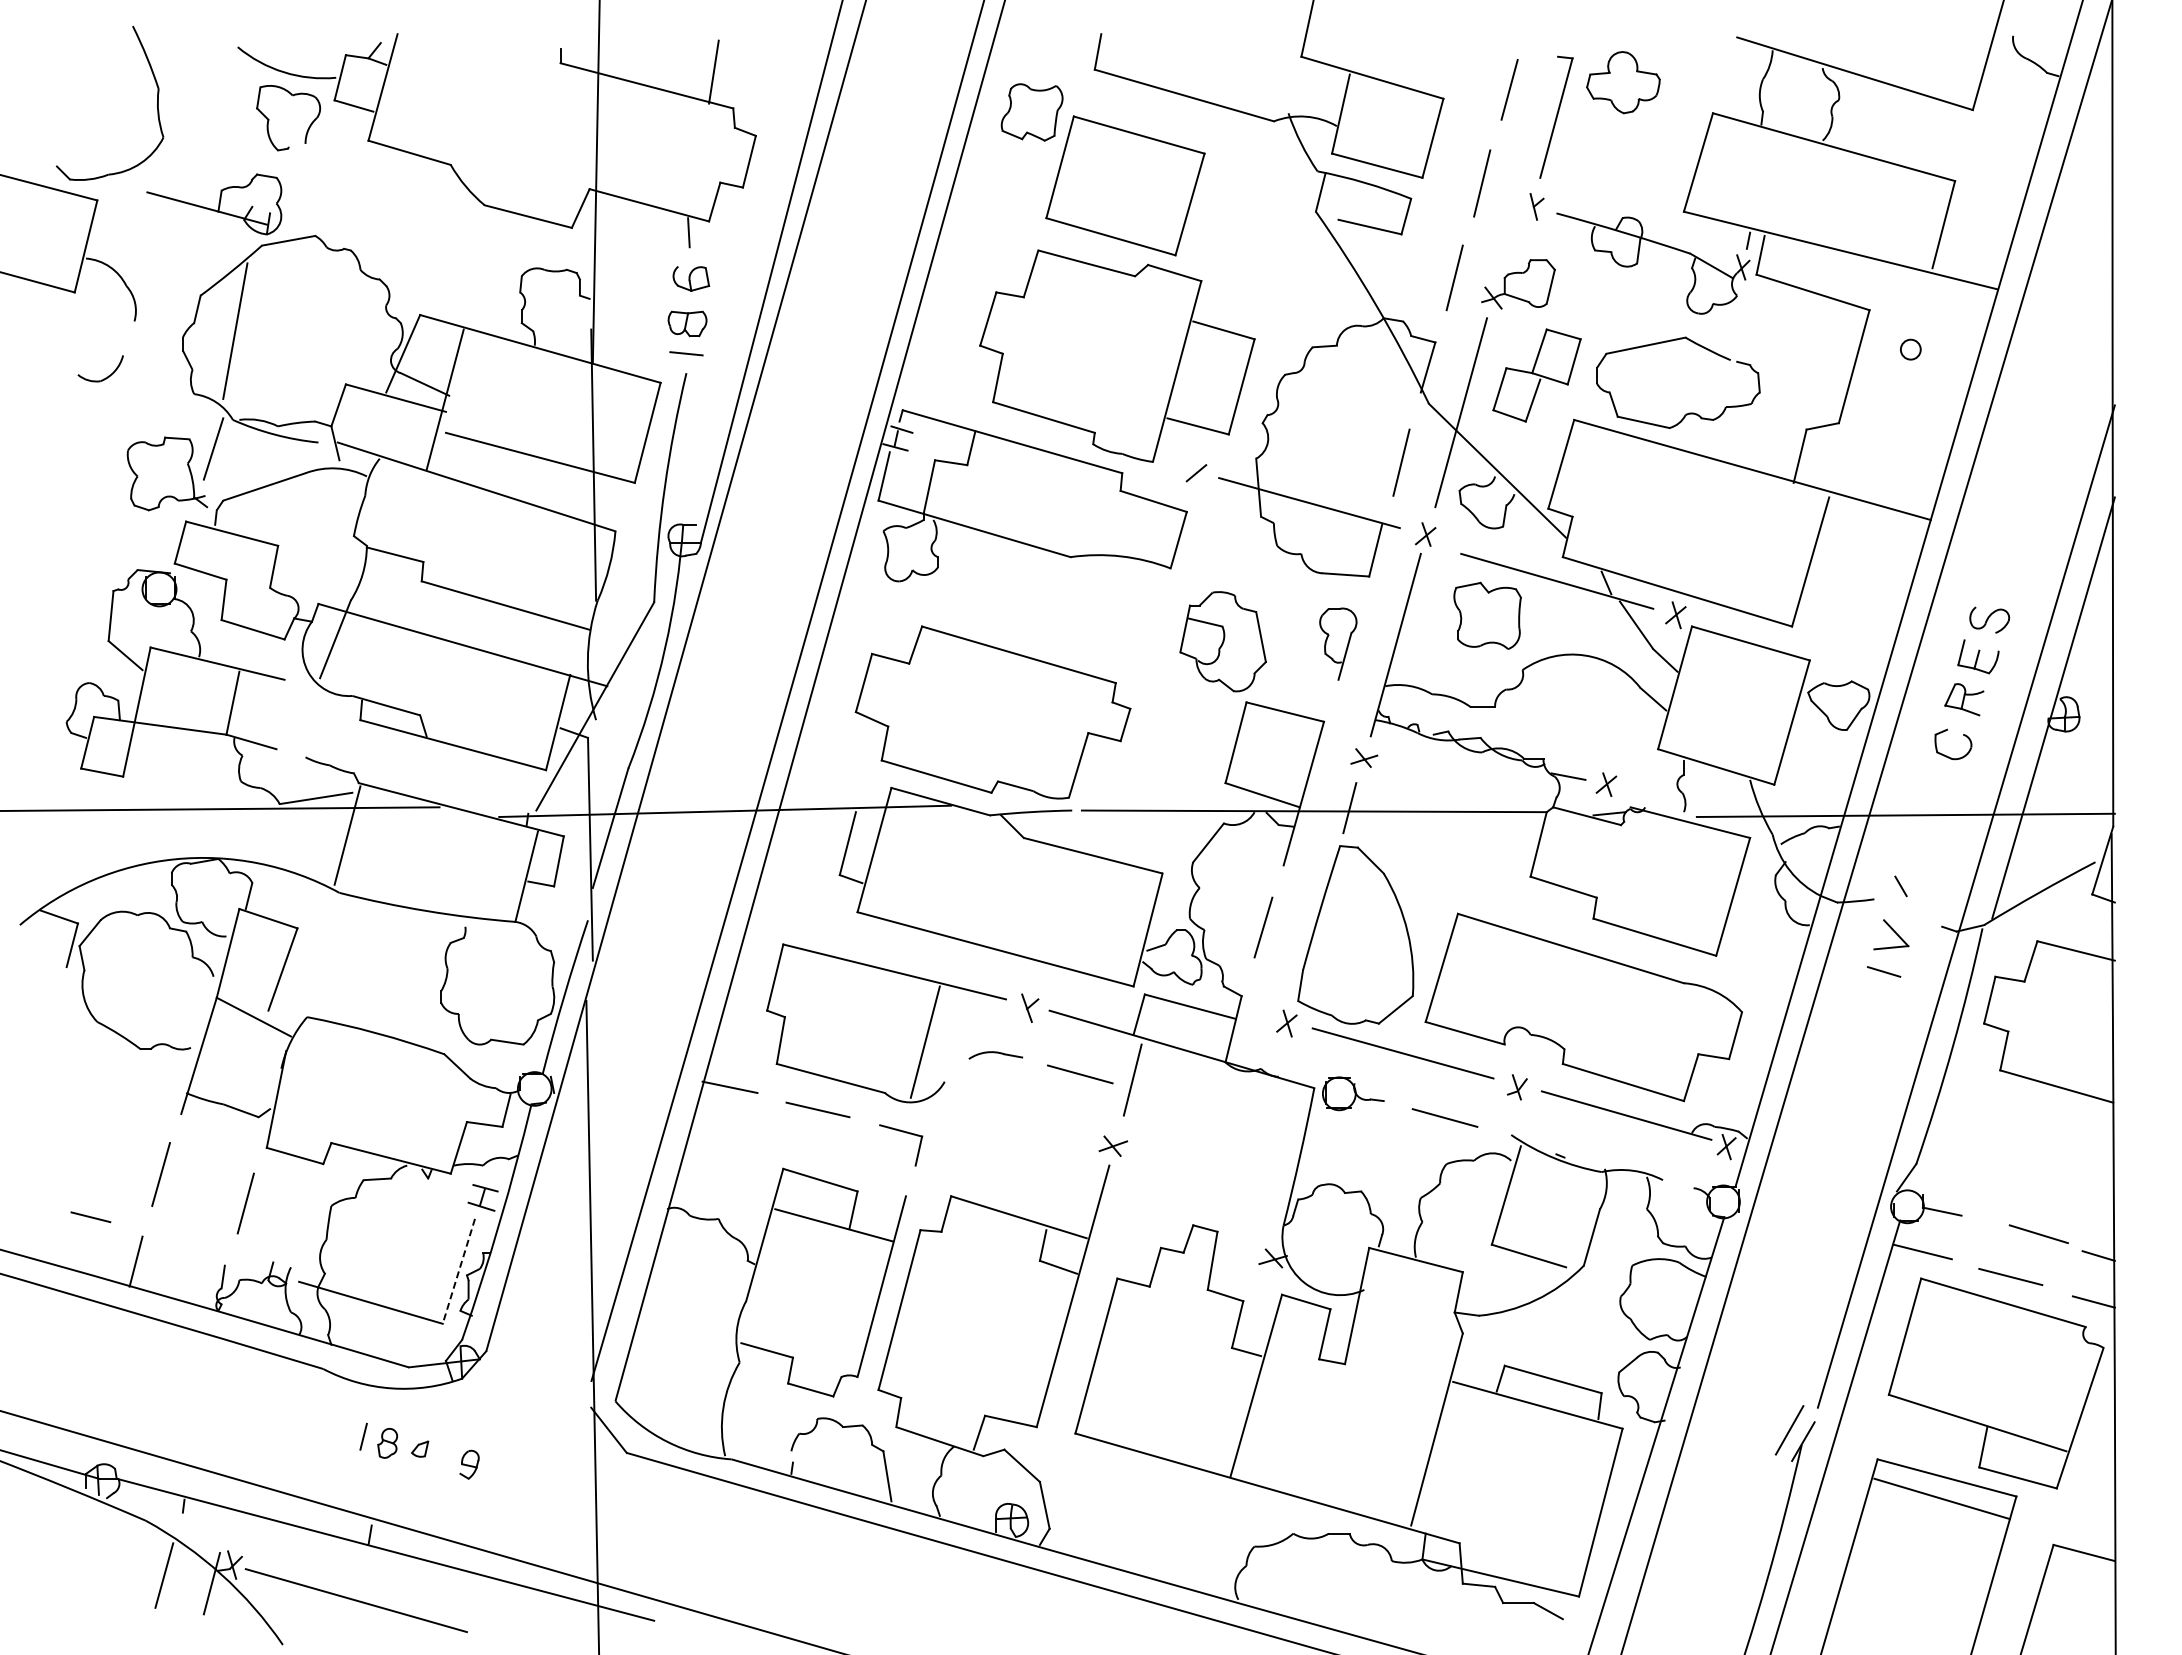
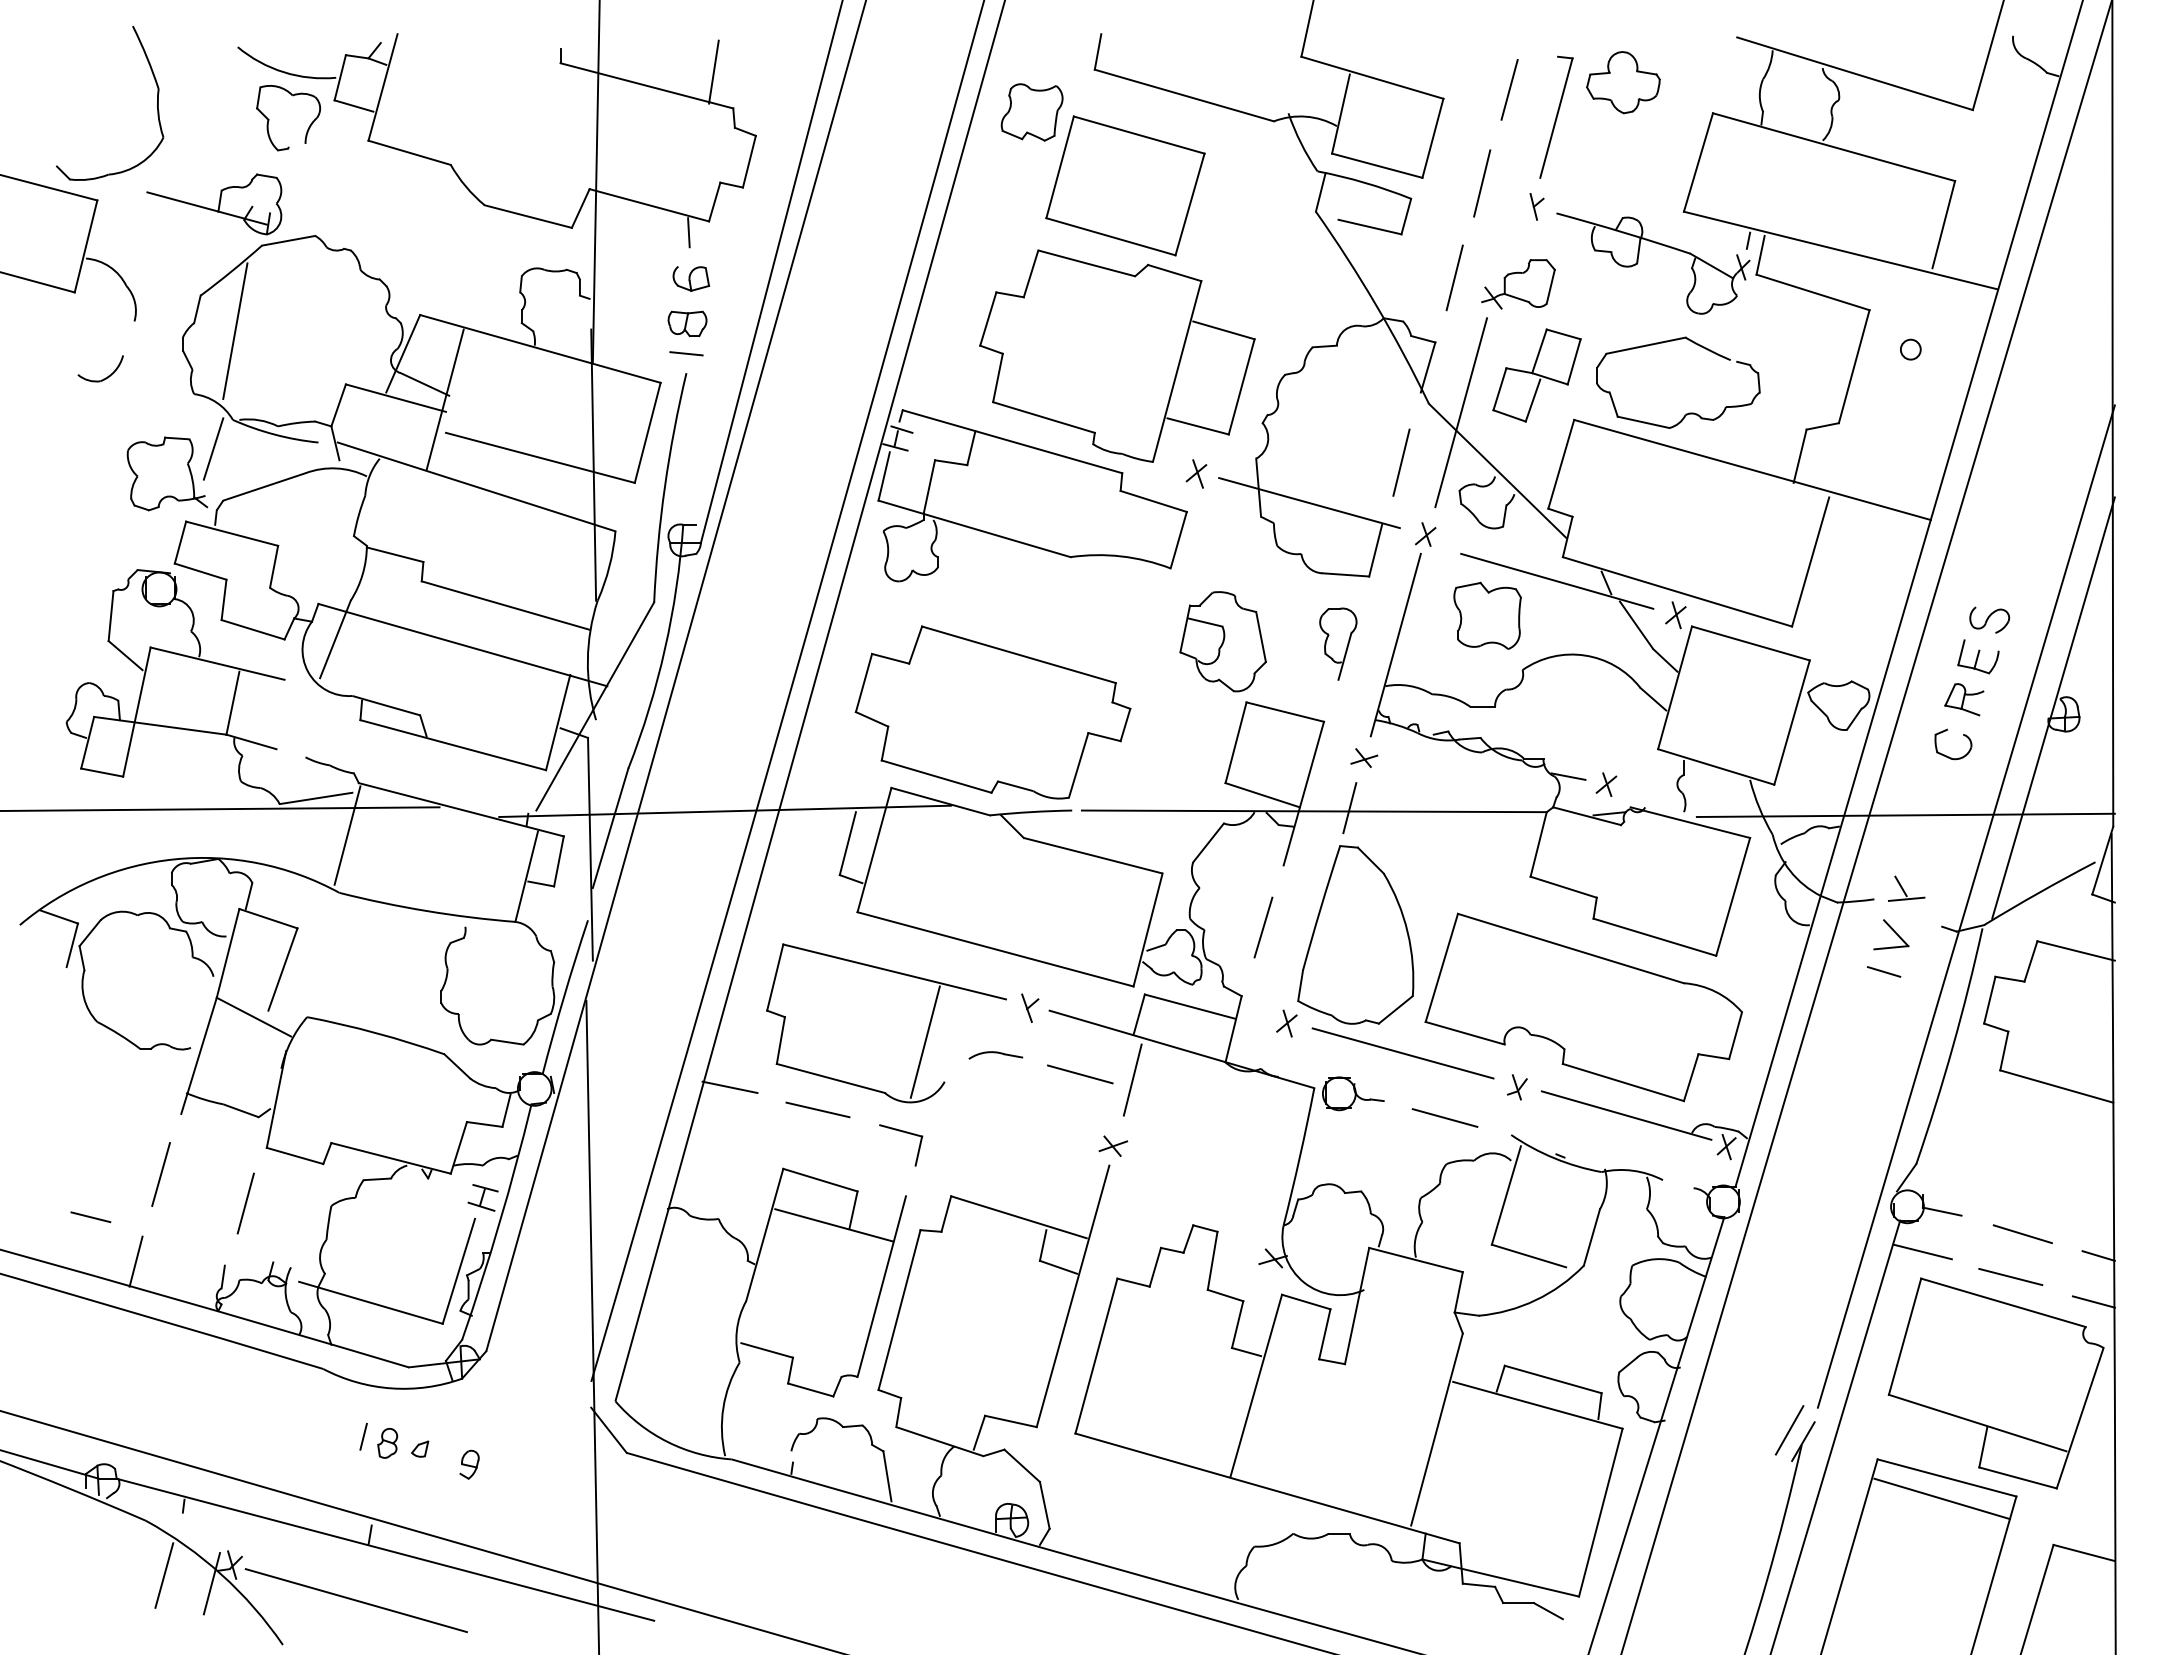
line: none -> present (1197, 473)
line: none -> present (1906, 898)
line position: (2038, 1234) -> (2022, 1234) (2022, 1234)
line: dashed -> solid (458, 1271)
